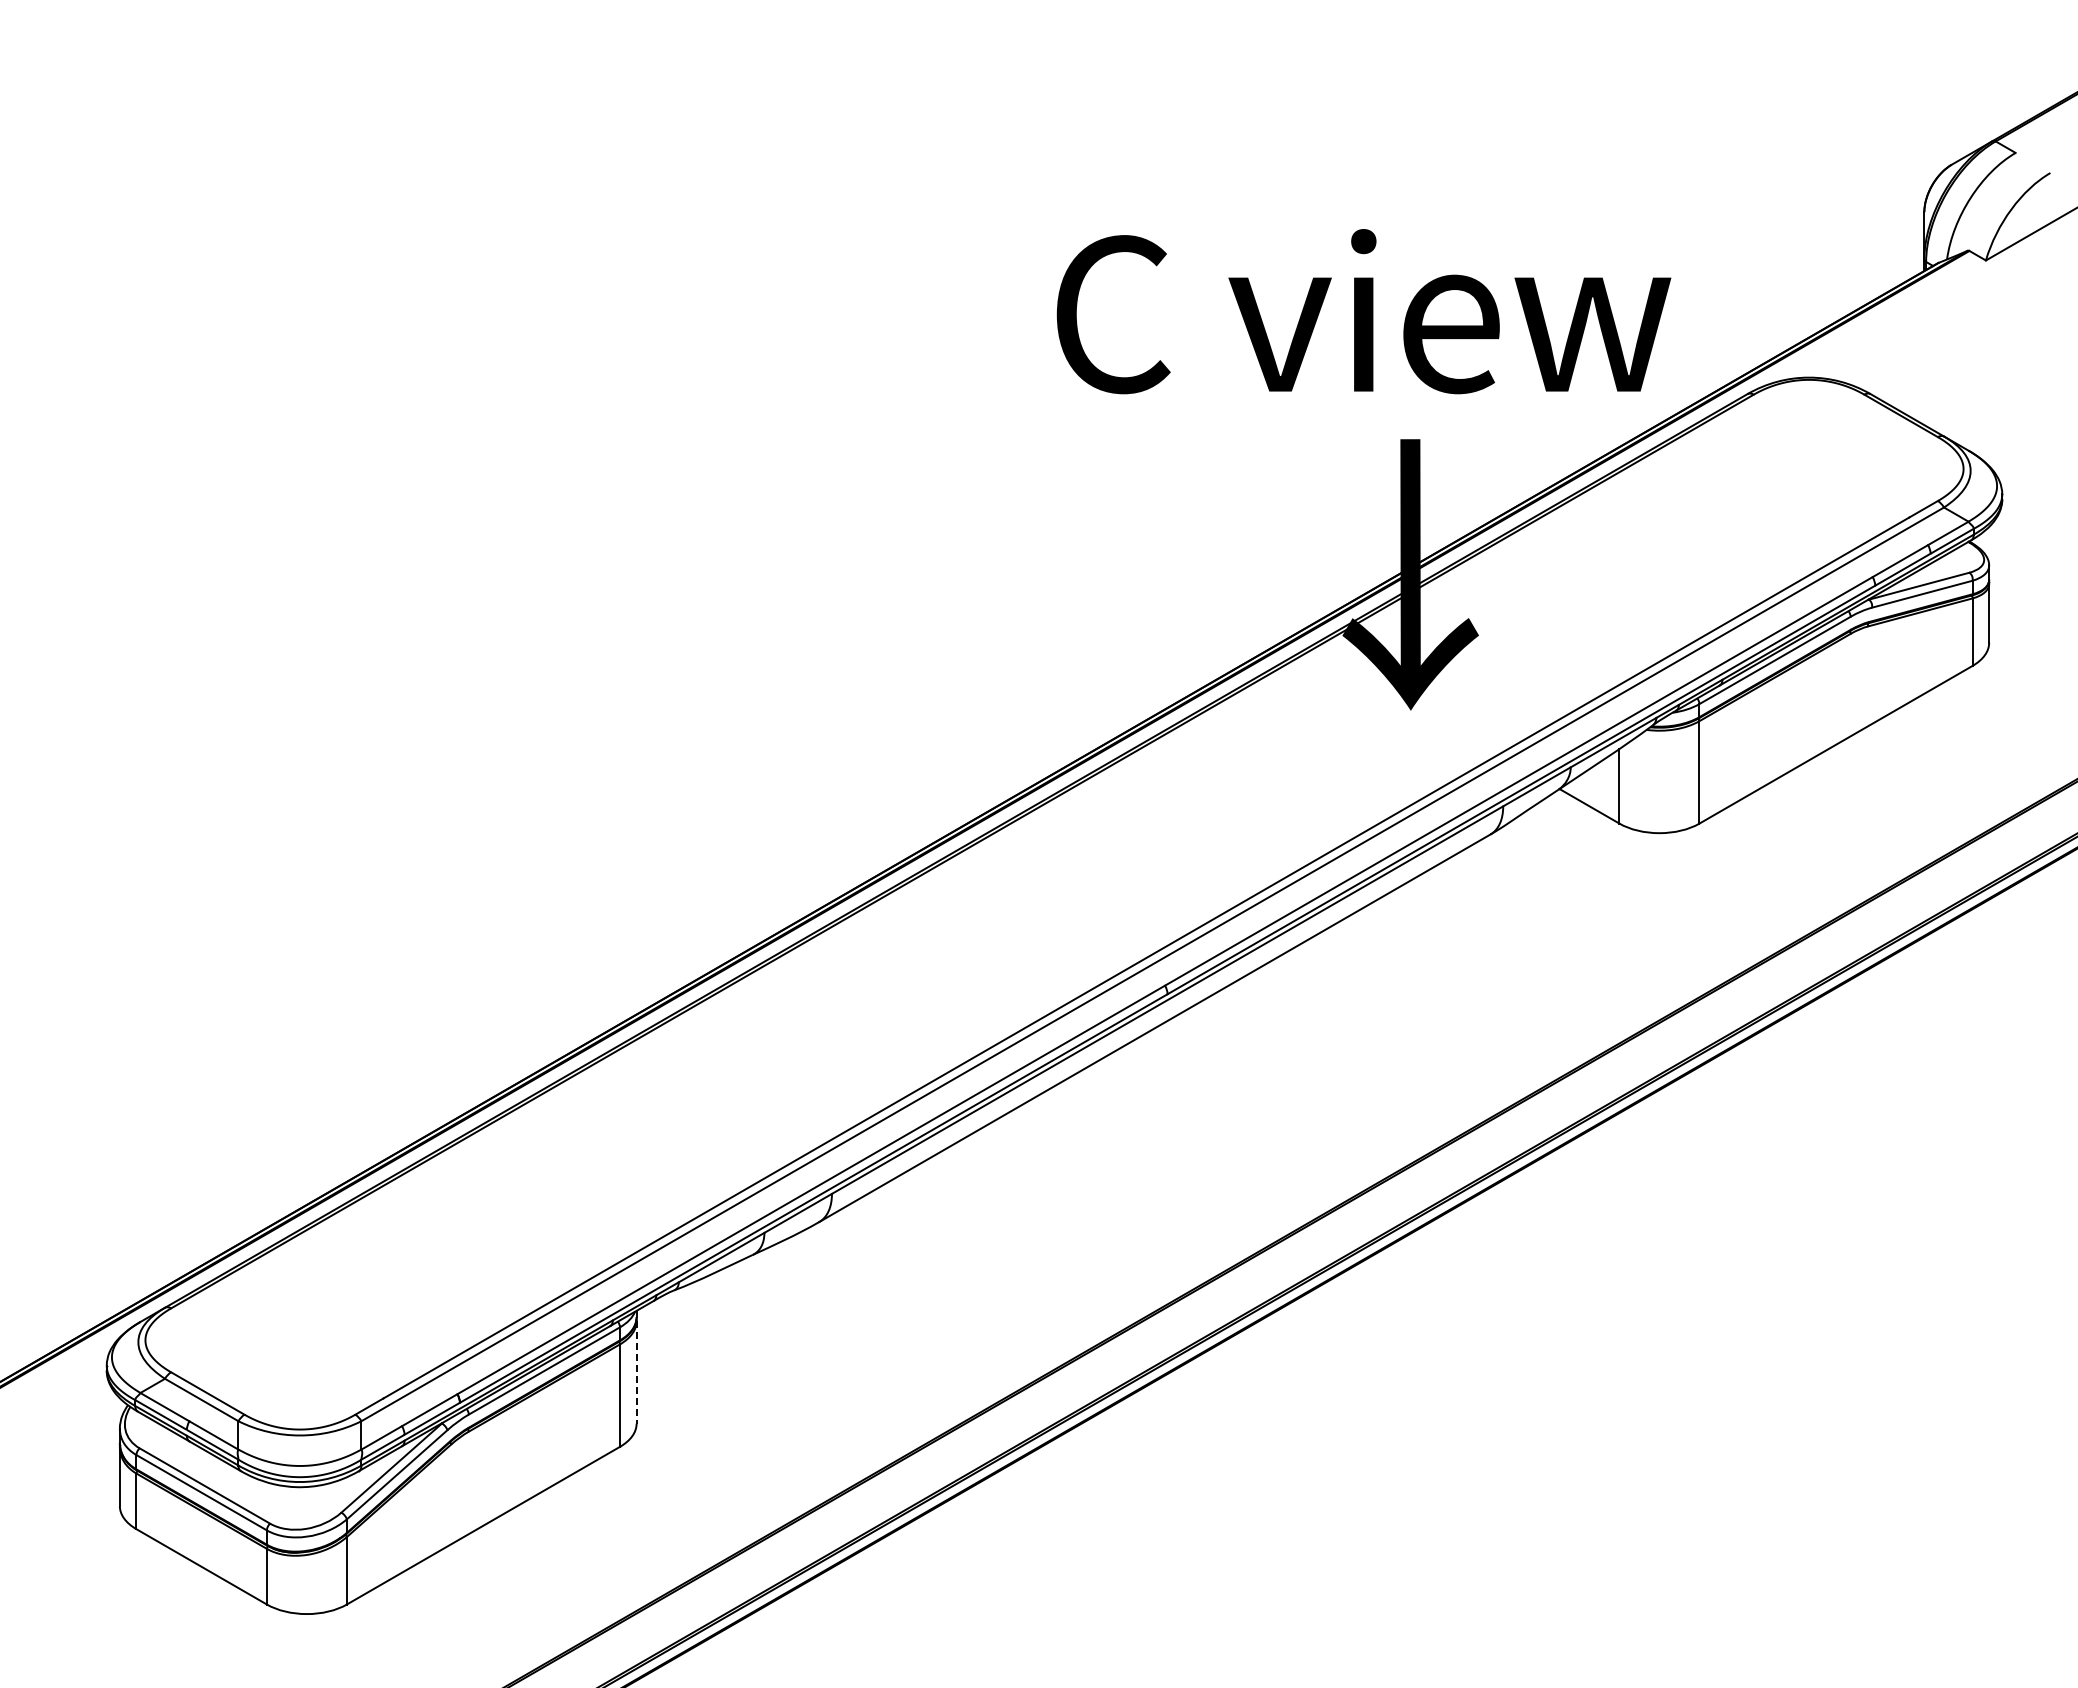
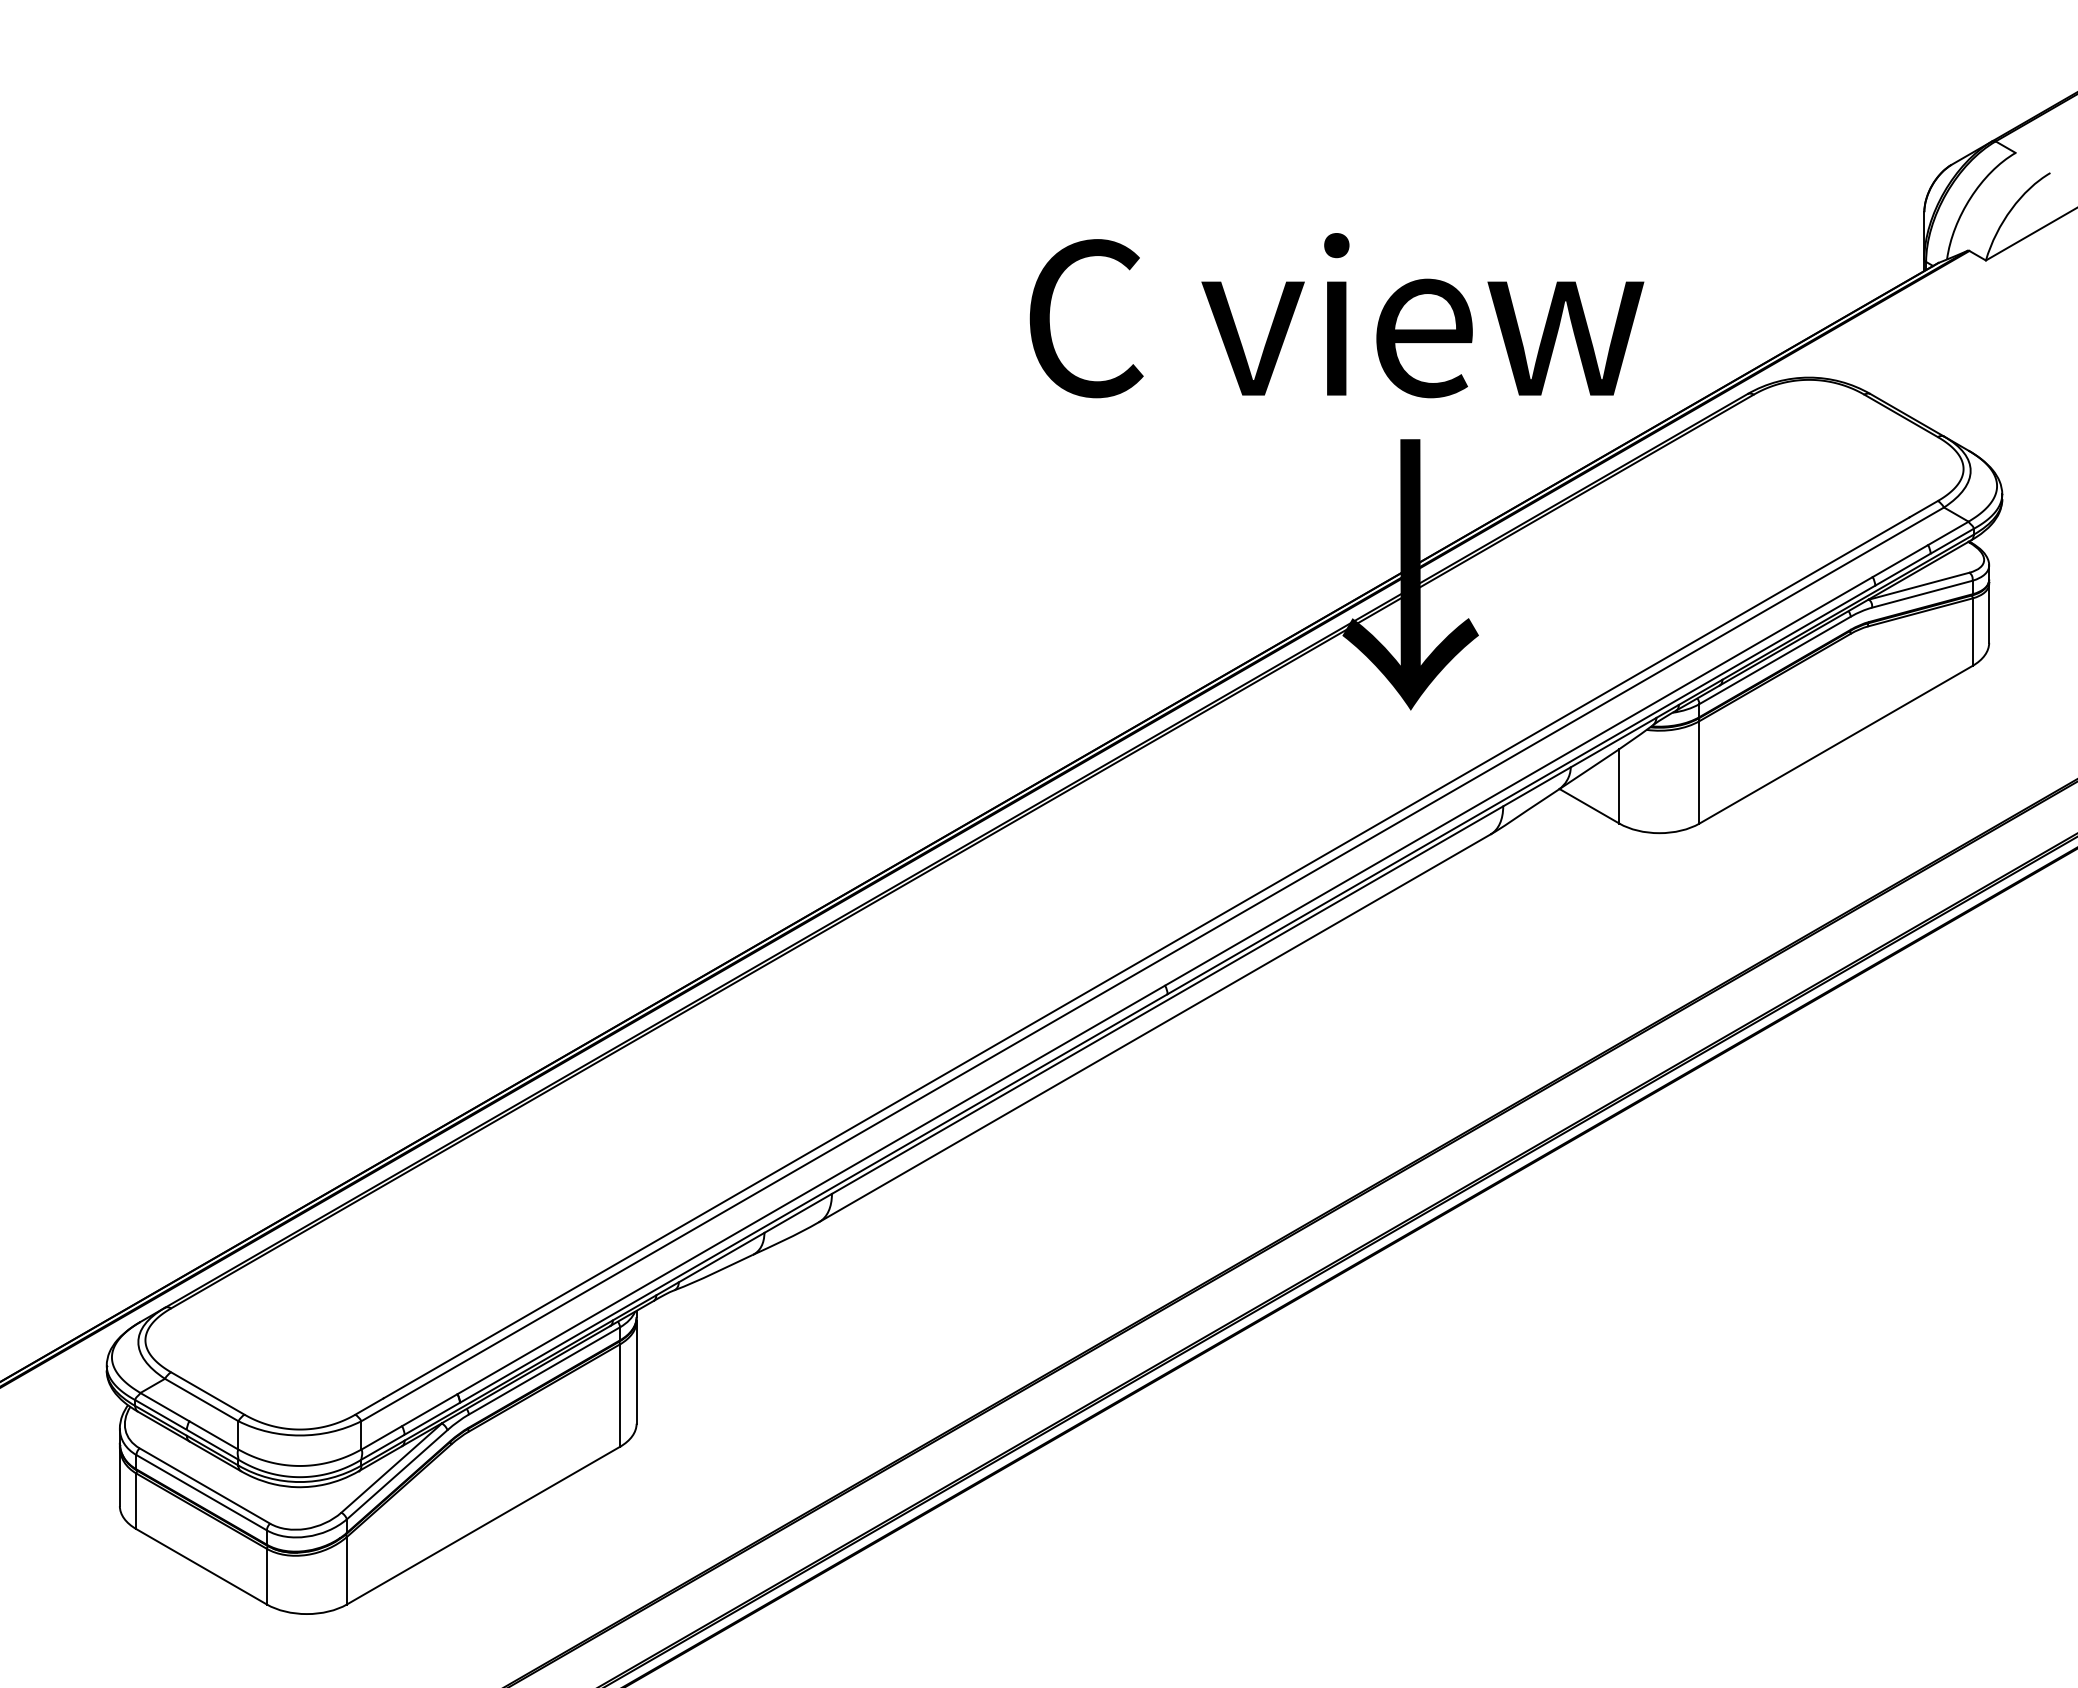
text position: (1363, 311) -> (1336, 315) (1336, 315)
line: dashed -> solid (636, 1373)
